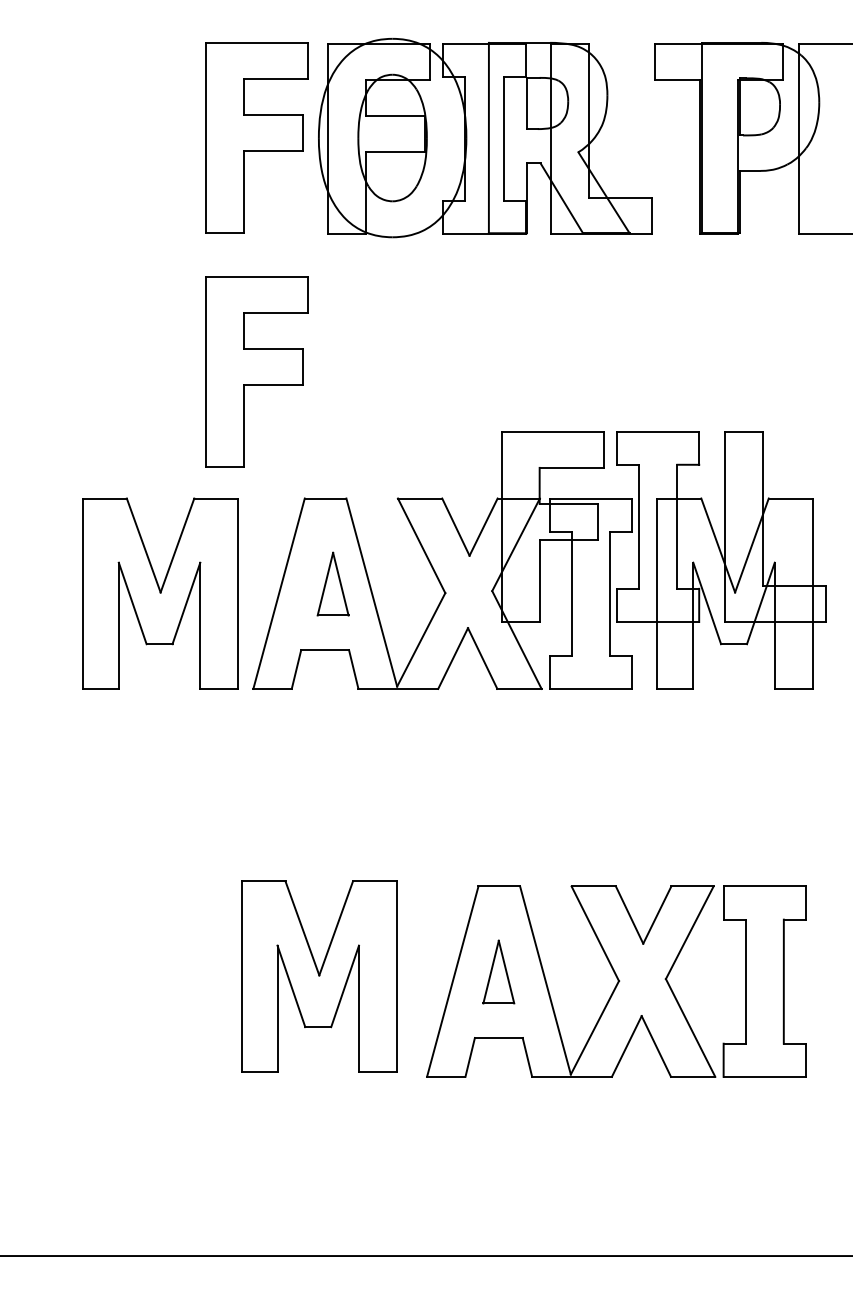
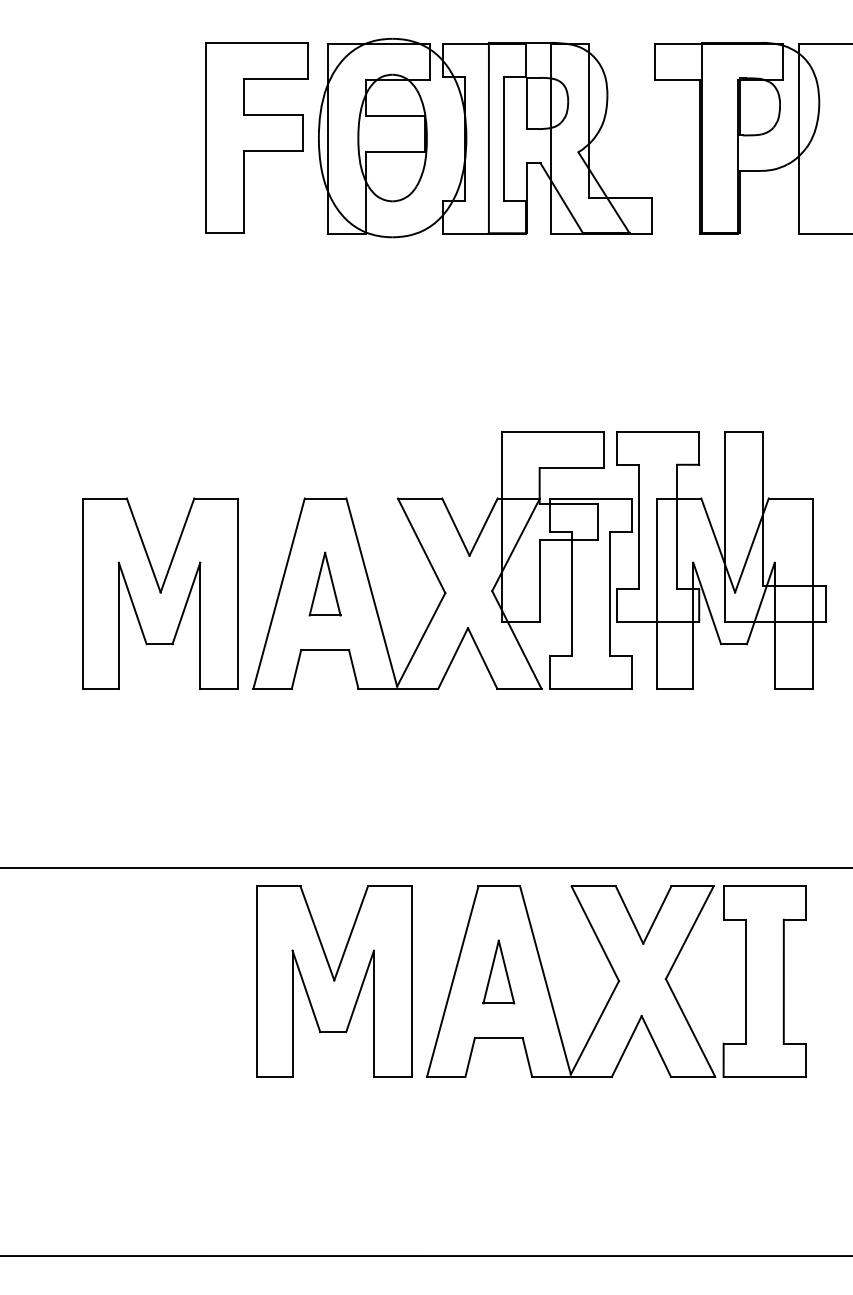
part: present -> none (256, 371)
part position: (332, 583) -> (324, 583) (324, 583)
line: none -> present (425, 868)
part position: (319, 976) -> (334, 981) (334, 981)
